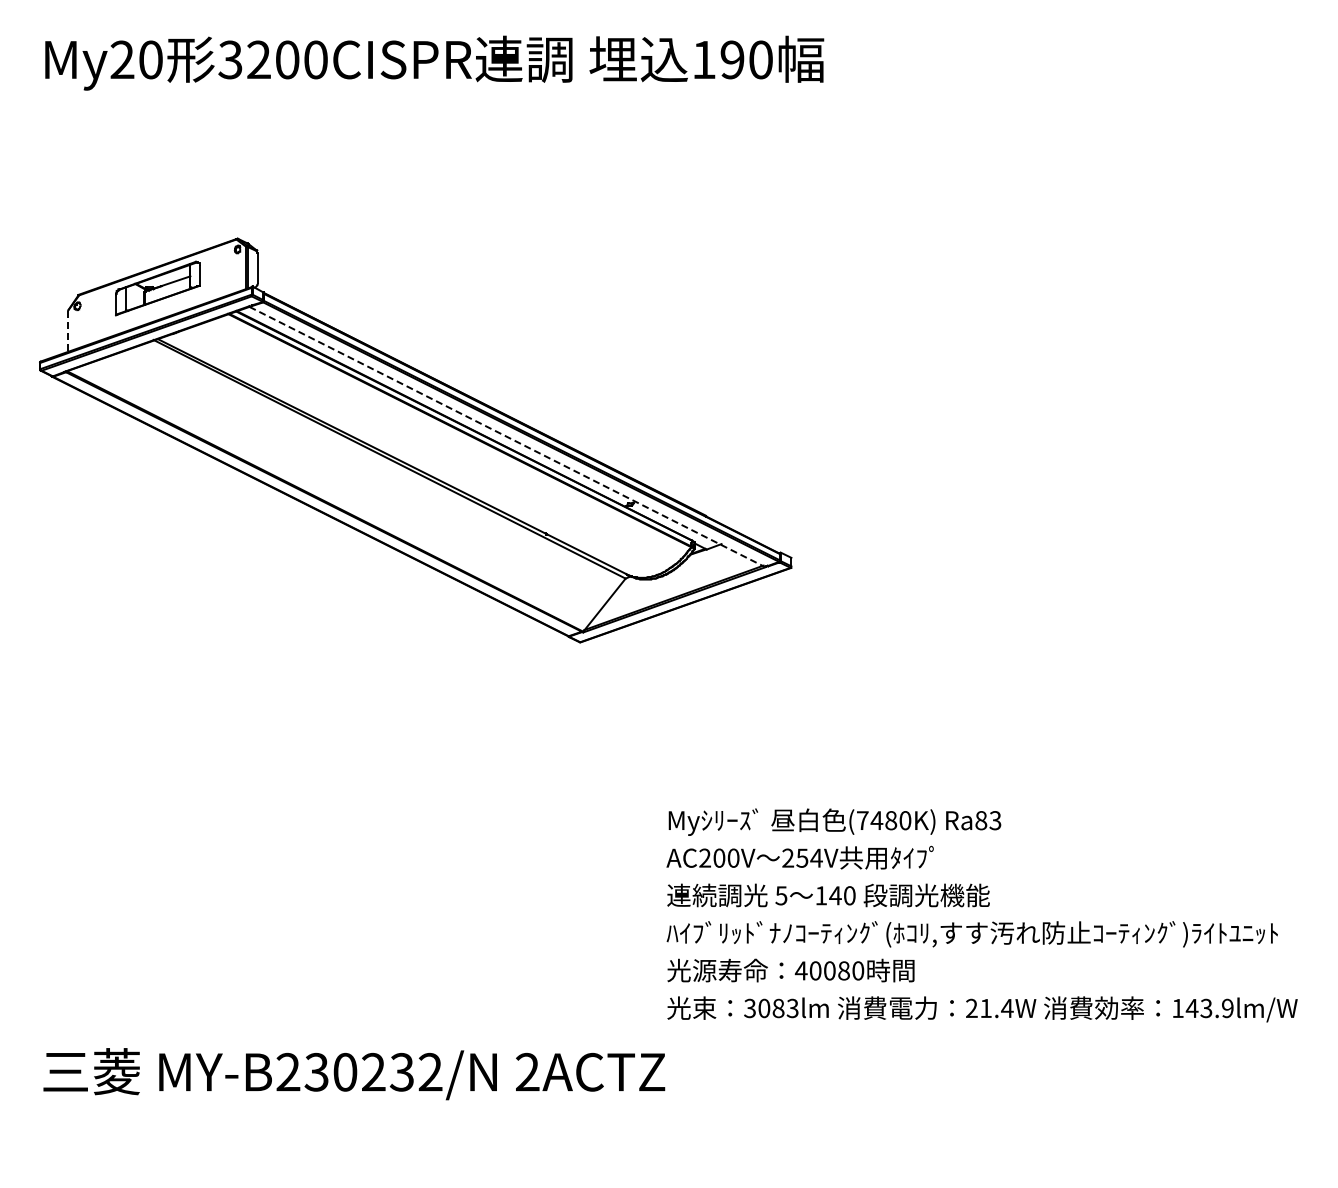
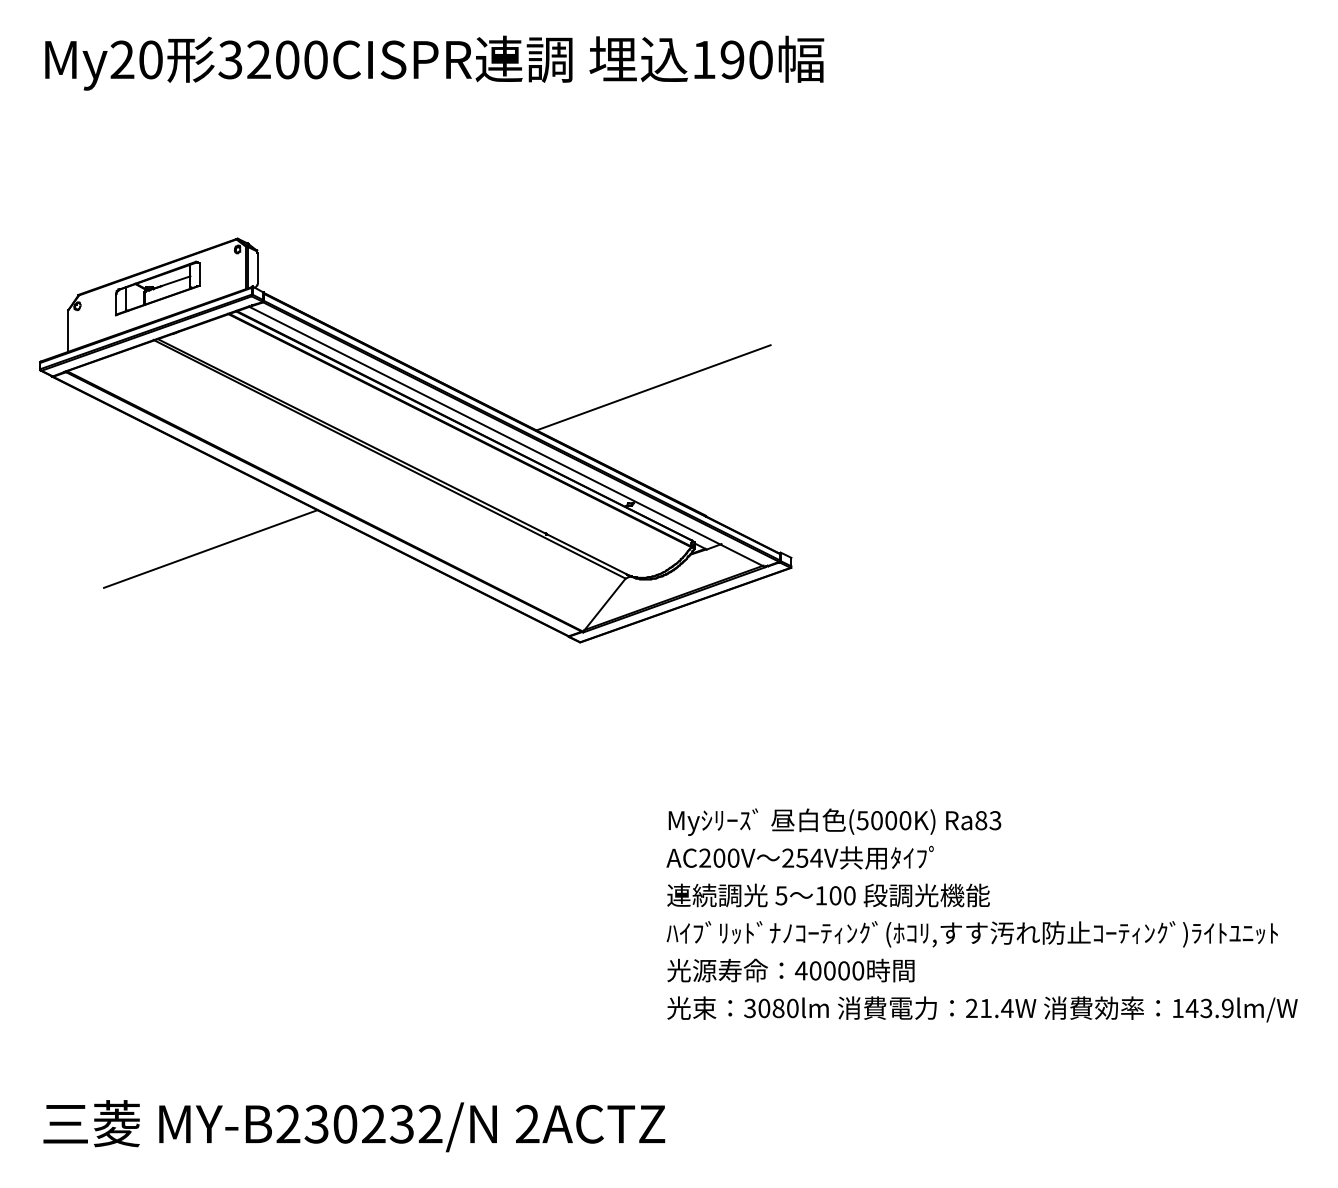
line: dashed -> solid (68, 330)
line: none -> present (653, 387)
line: dashed -> solid (507, 437)
line: none -> present (210, 548)
text: (7480K) -> (5000K) (876, 820)
text: 140 -> 100 (835, 895)
text: 40080 -> 40000 (843, 970)
text: 3083lm -> 3080lm (792, 1008)
text position: (354, 1074) -> (354, 1126) (354, 1126)
